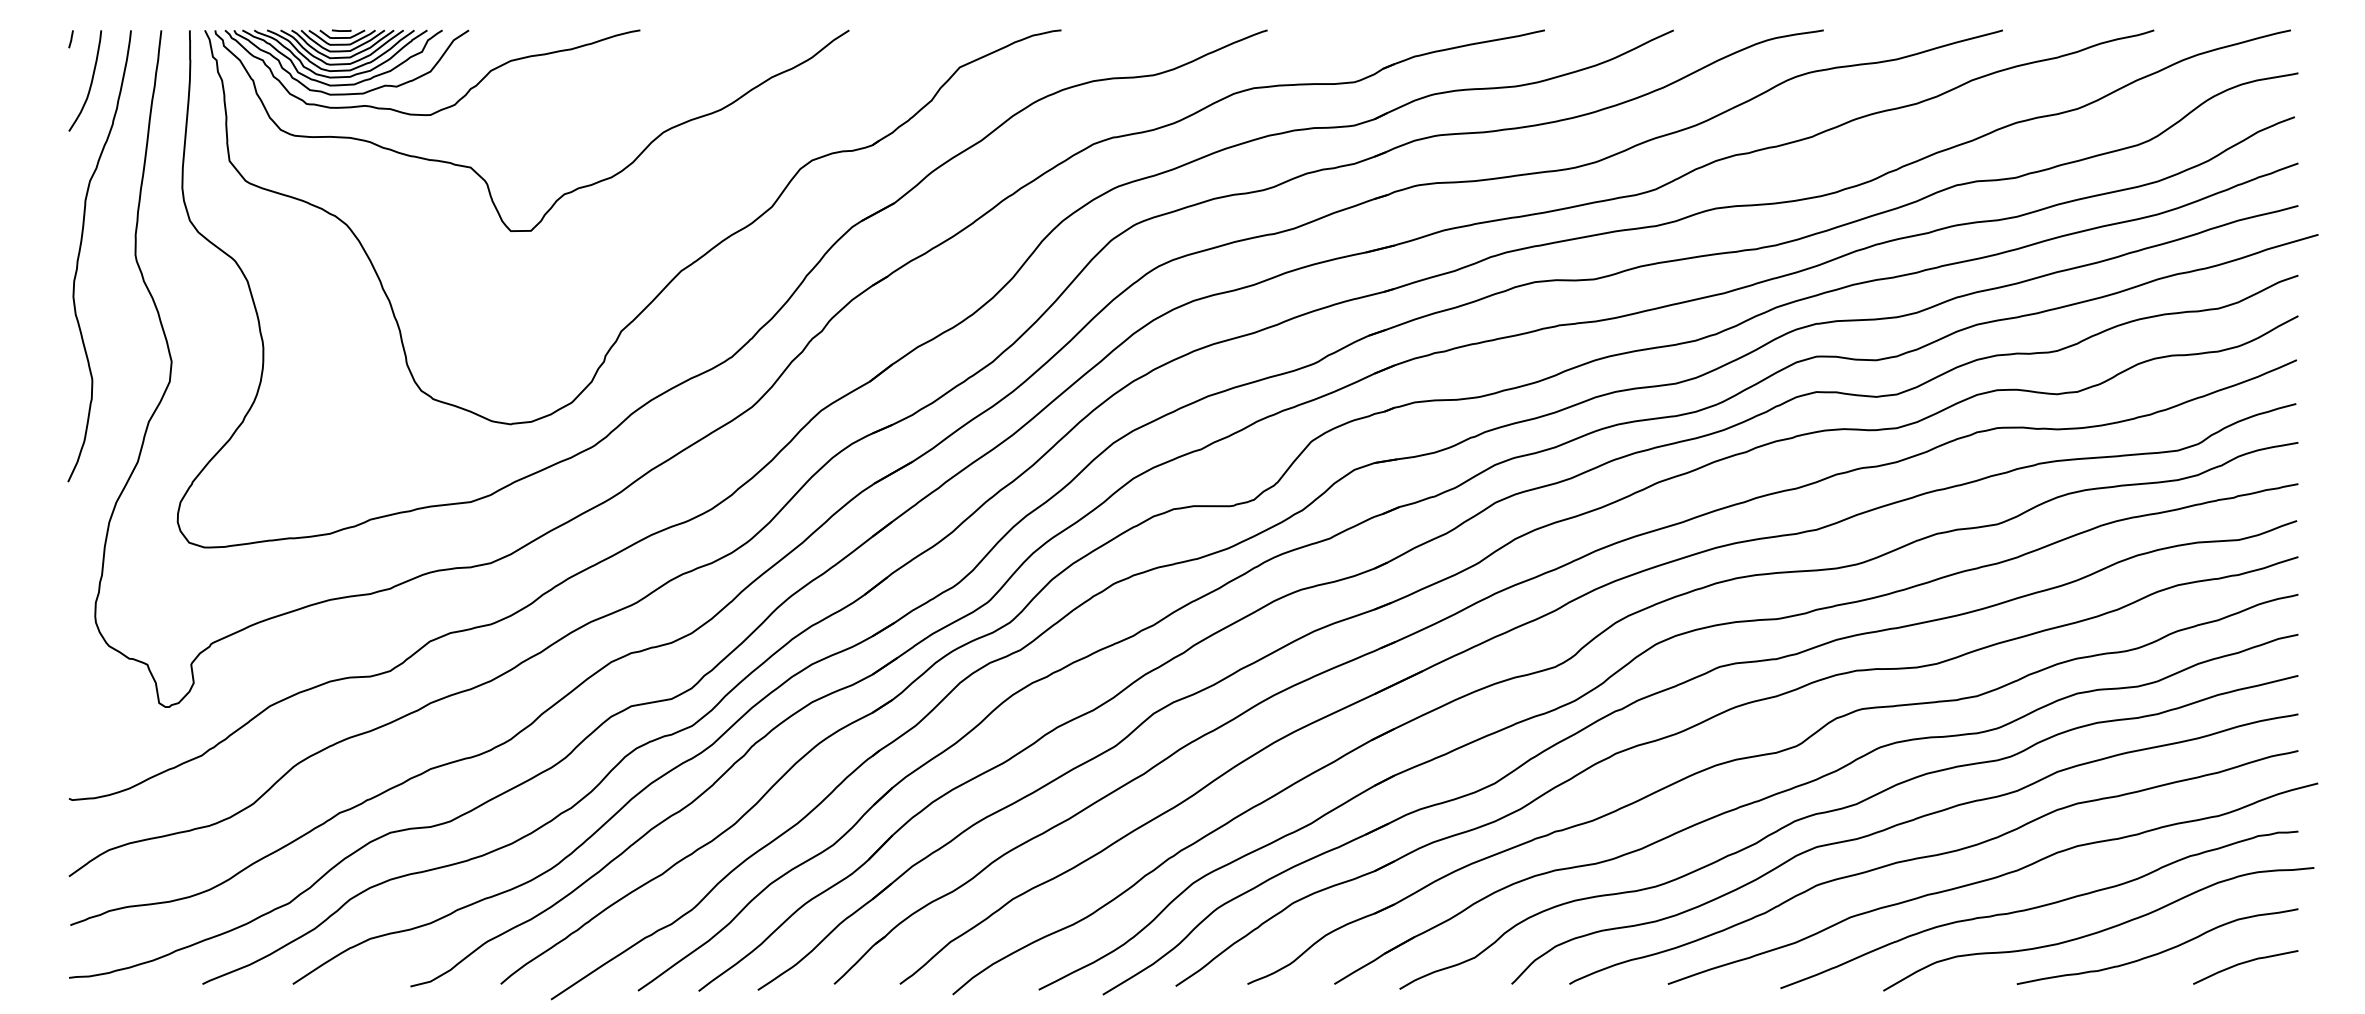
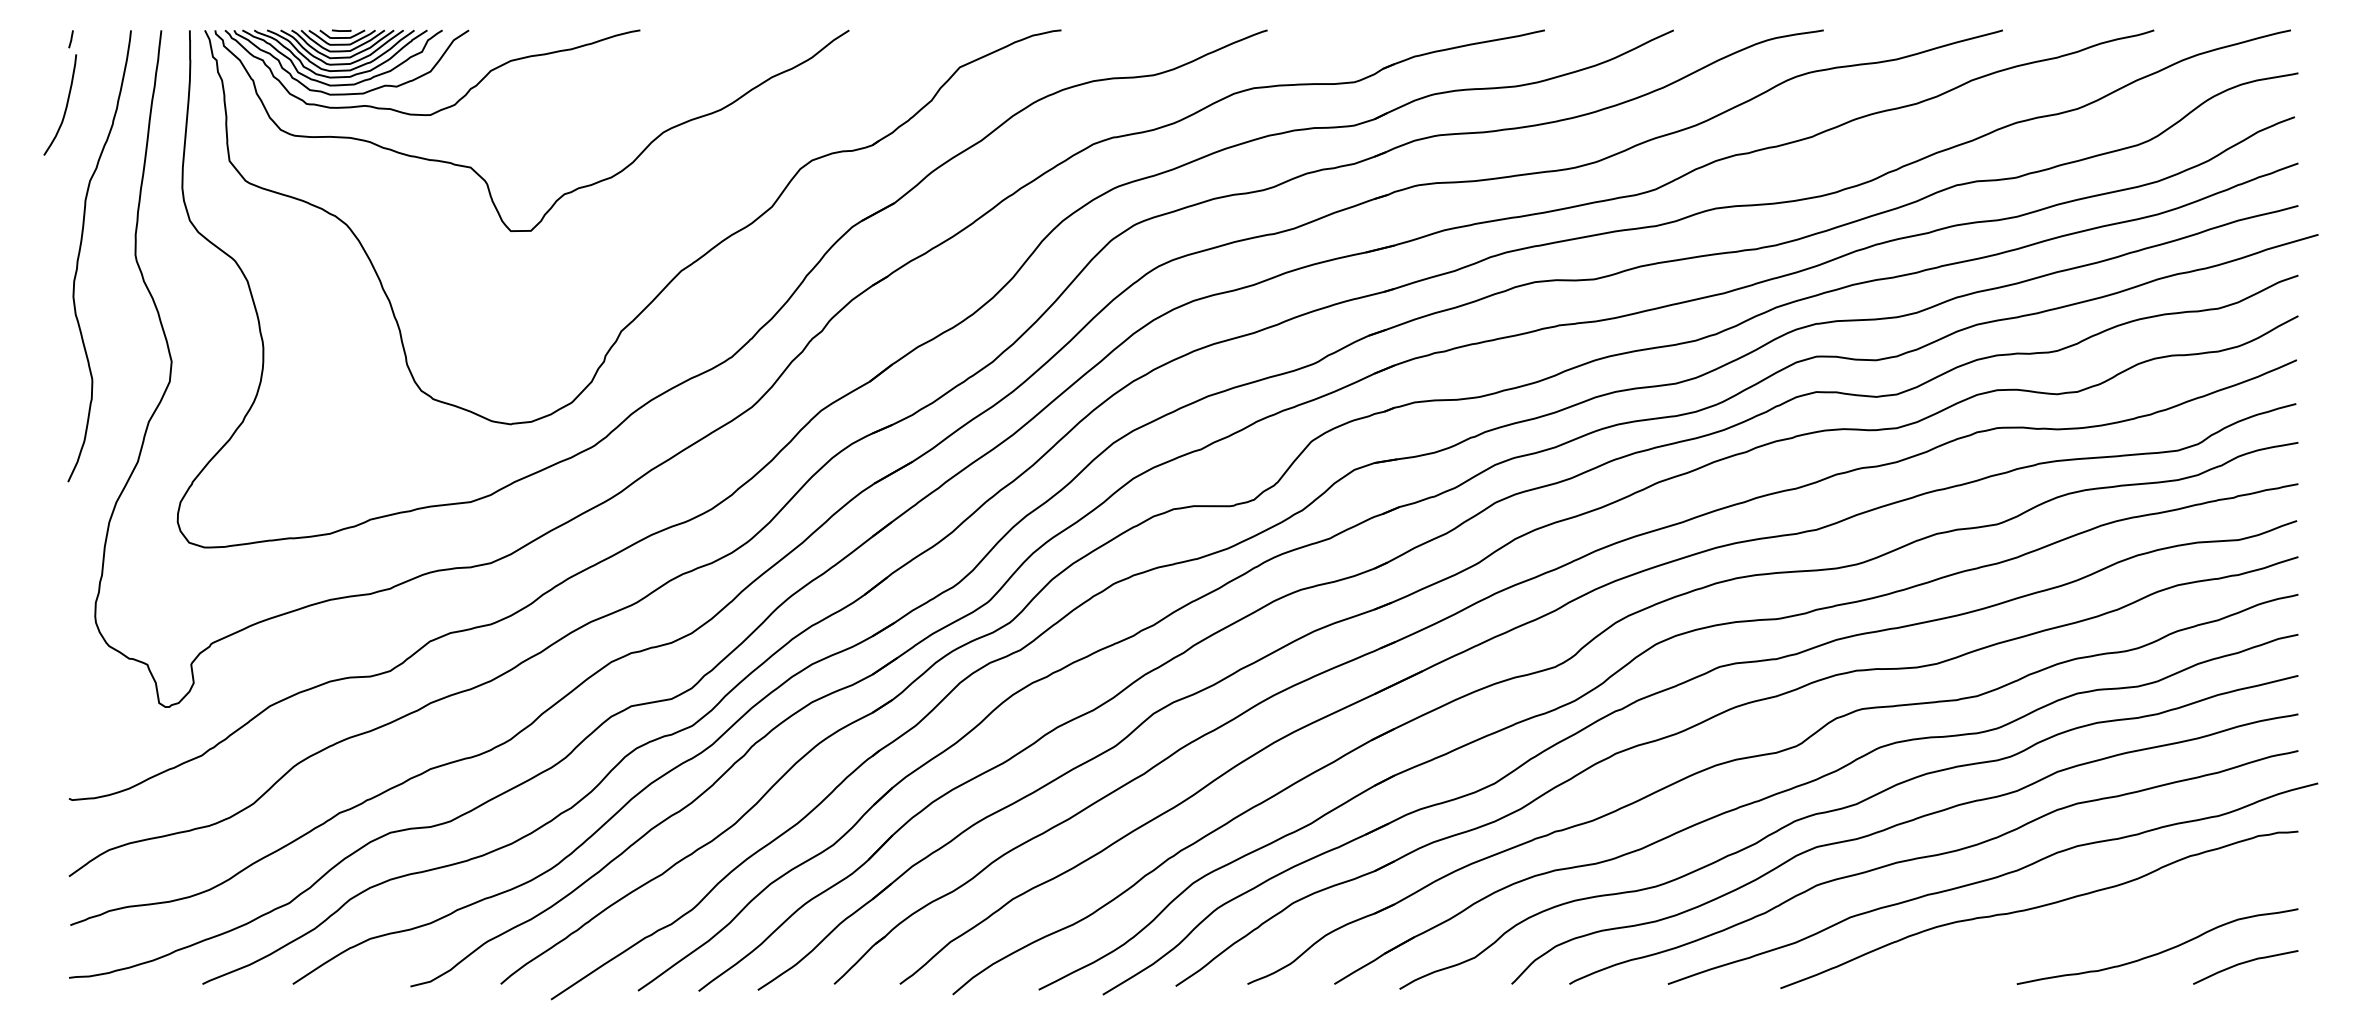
curve position: (90, 82) -> (65, 106) (65, 106)
curve: present -> none (2099, 930)
